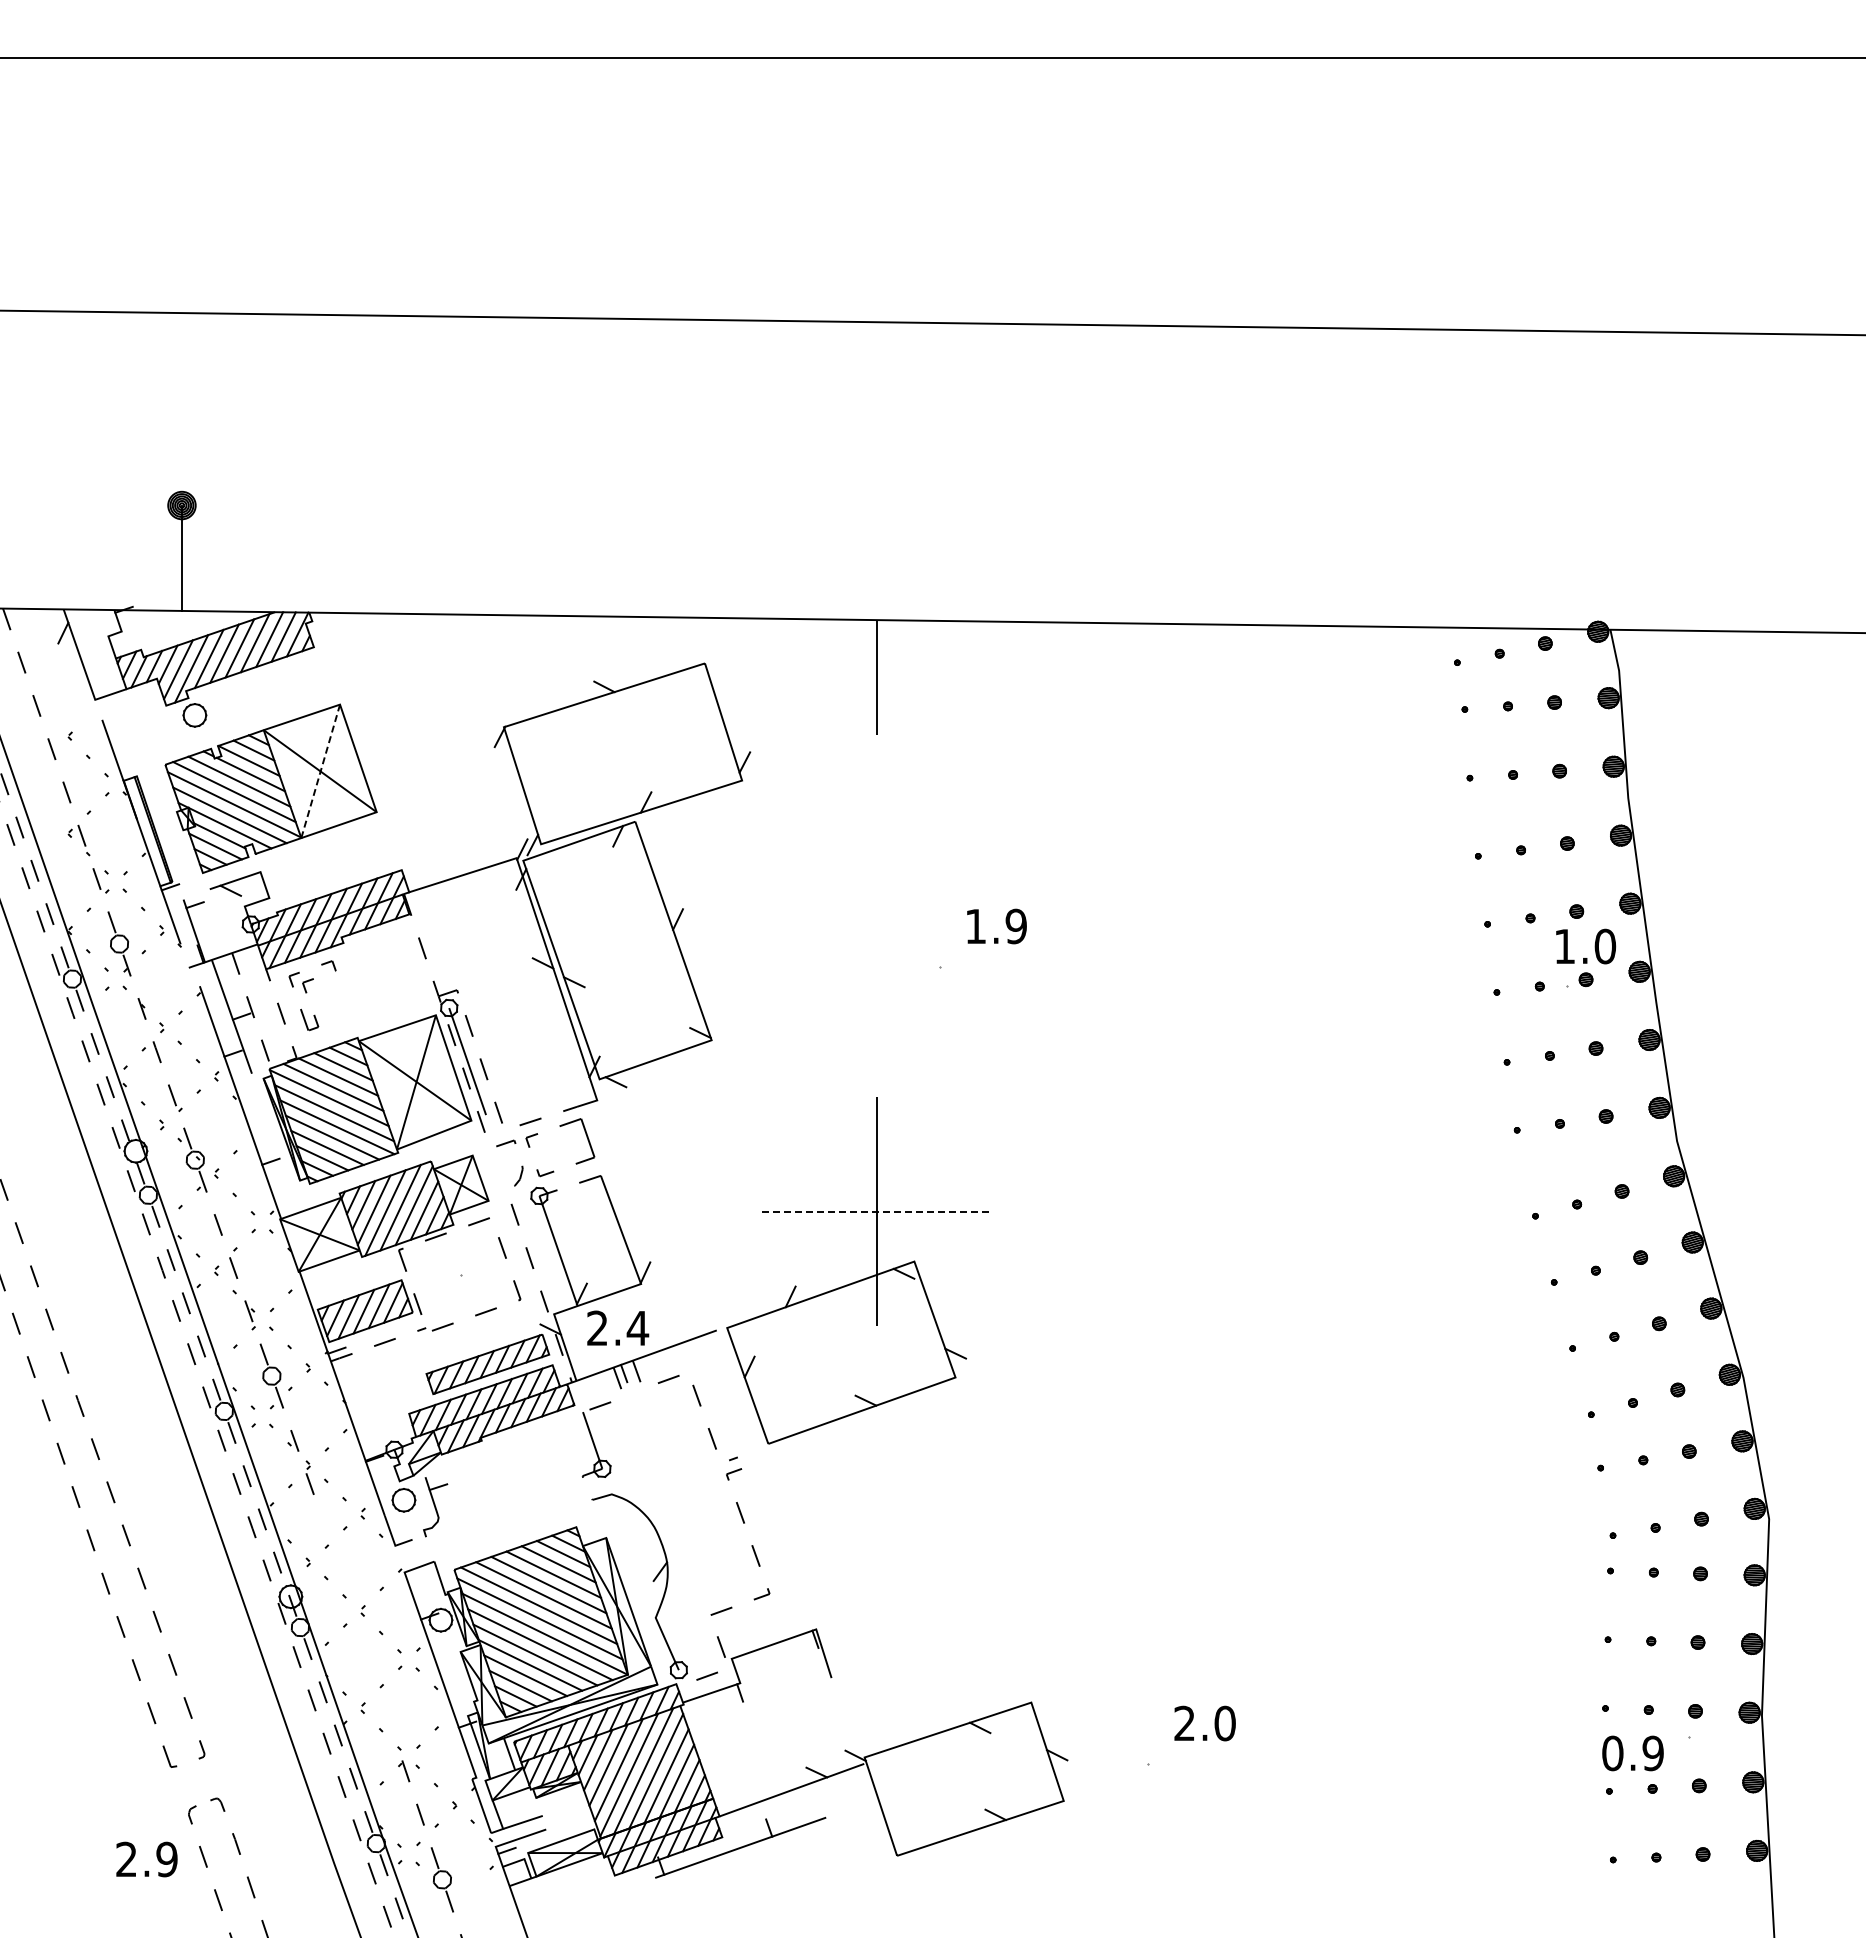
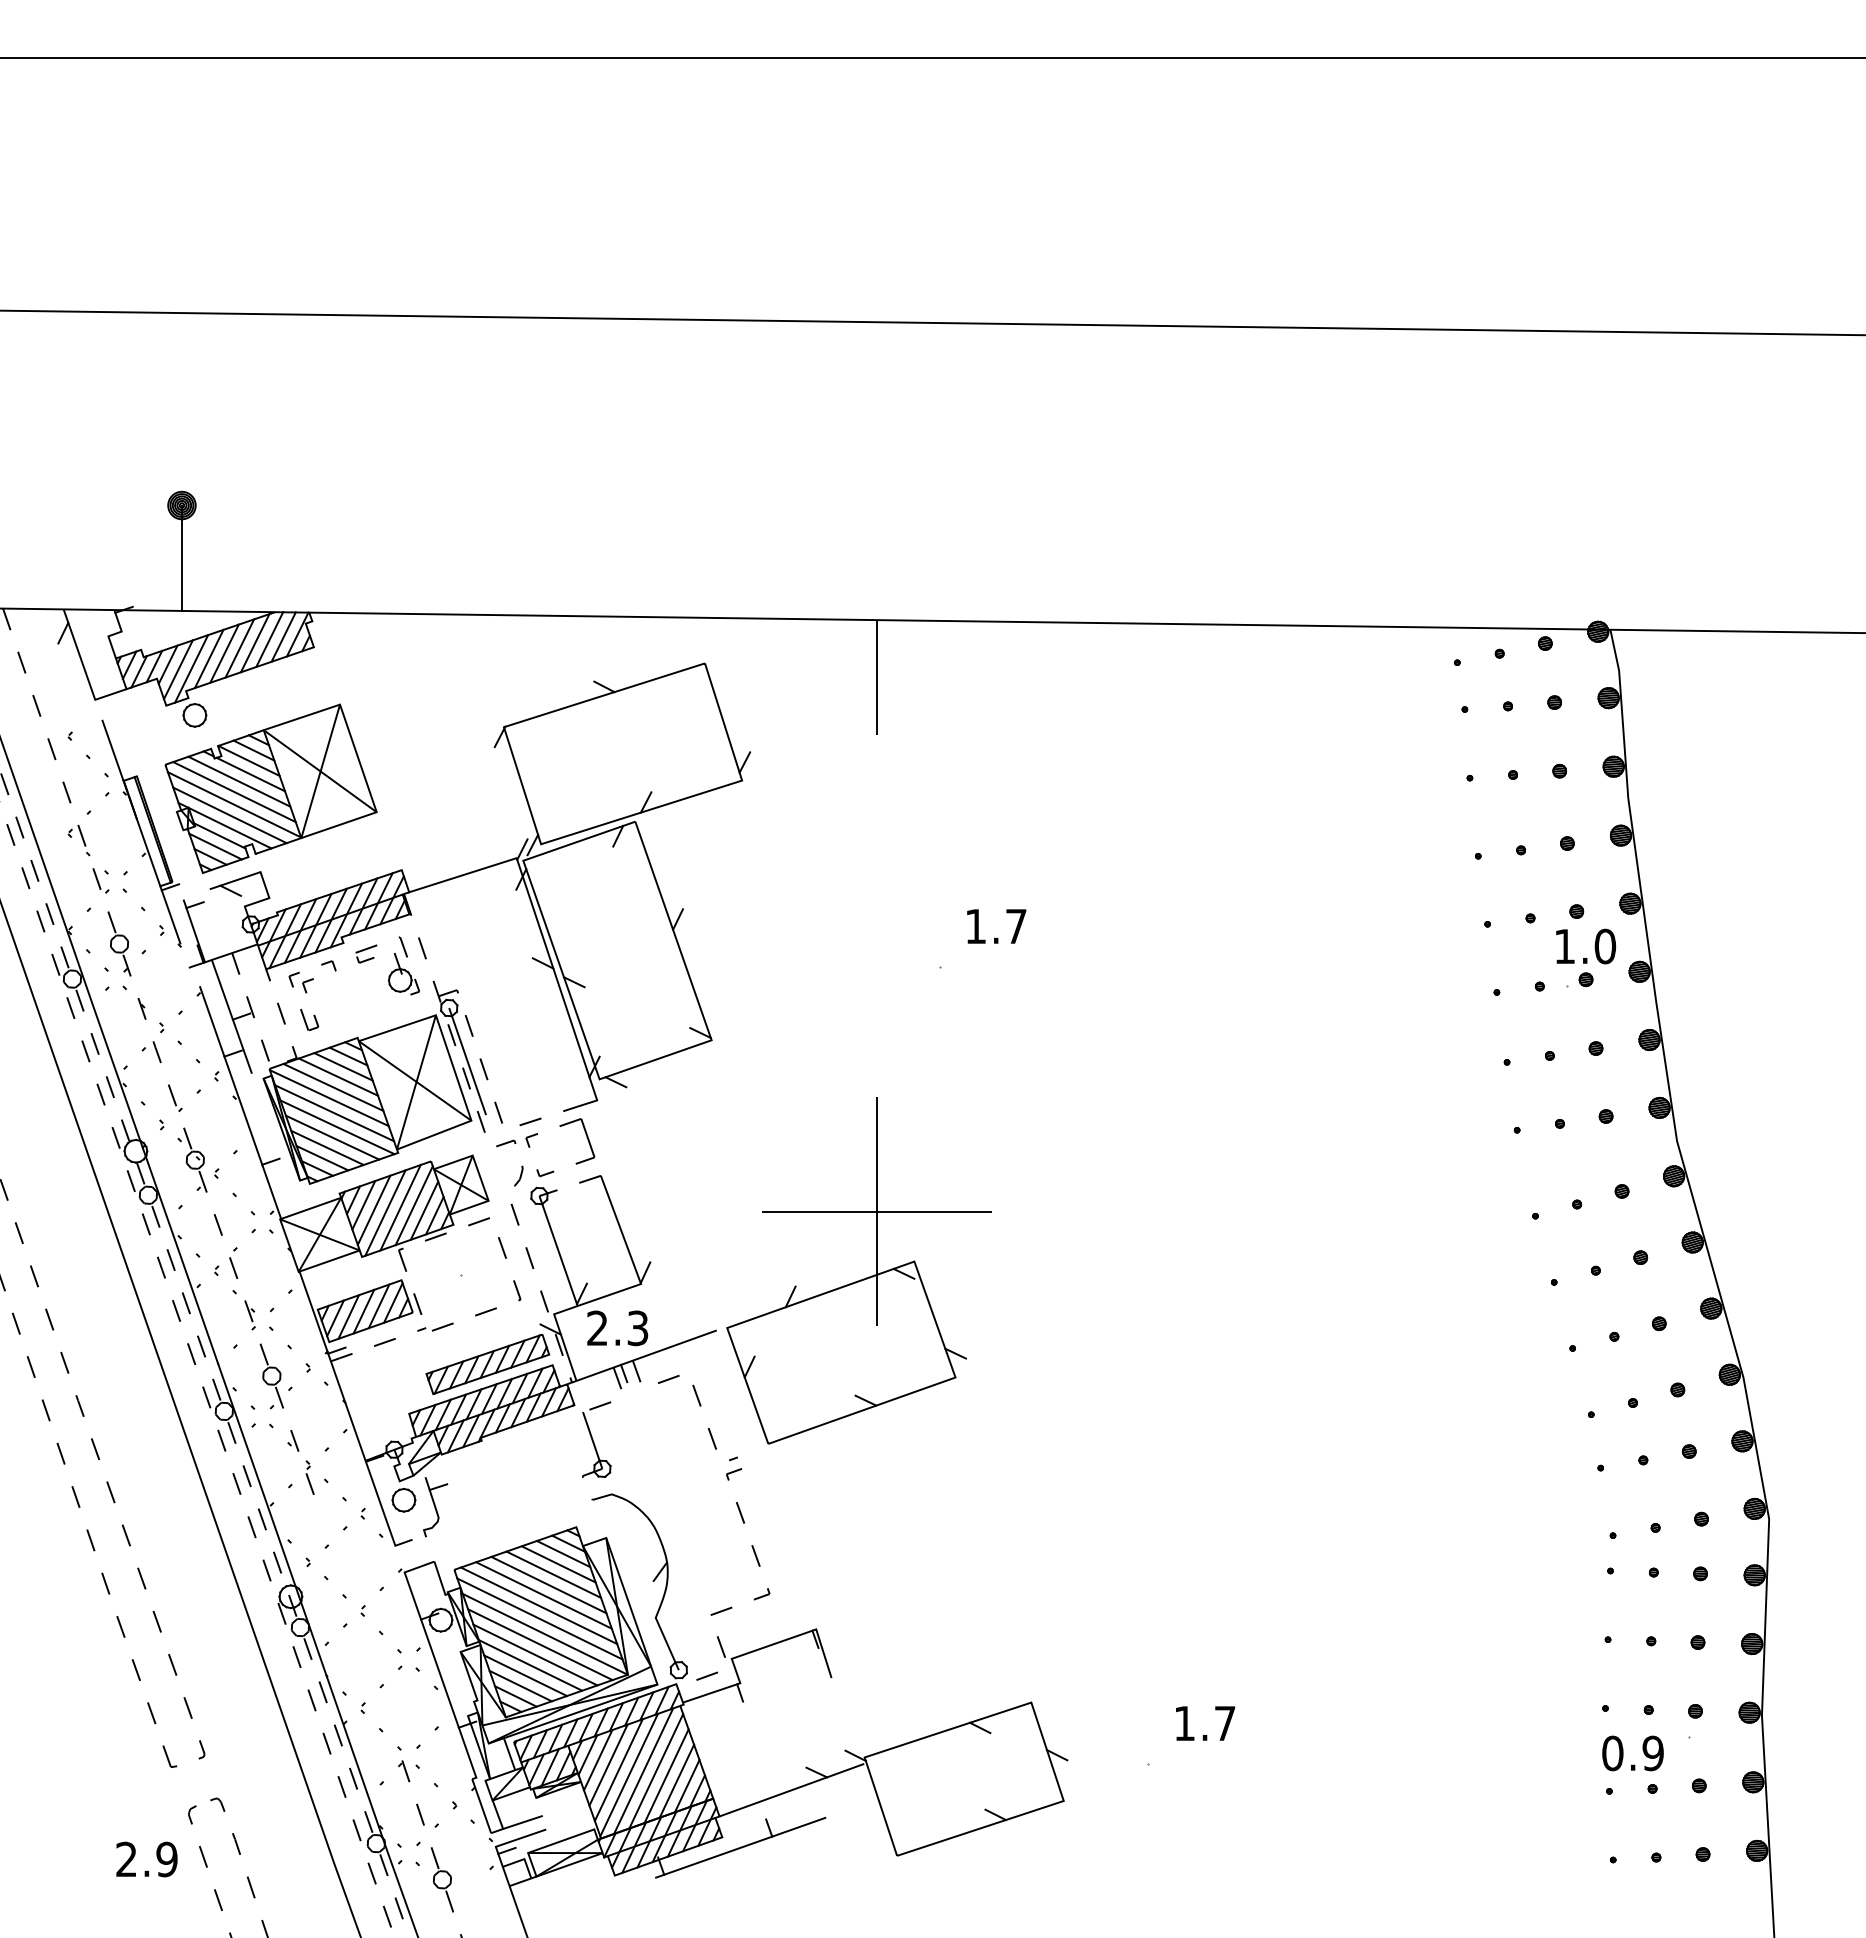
line: dashed -> solid (320, 770)
text: 1.9 -> 1.7 (1015, 926)
part: none -> present (391, 971)
line: dashed -> solid (876, 1211)
text: 2.4 -> 2.3 (637, 1328)
text: 2.0 -> 1.7 (1204, 1723)
